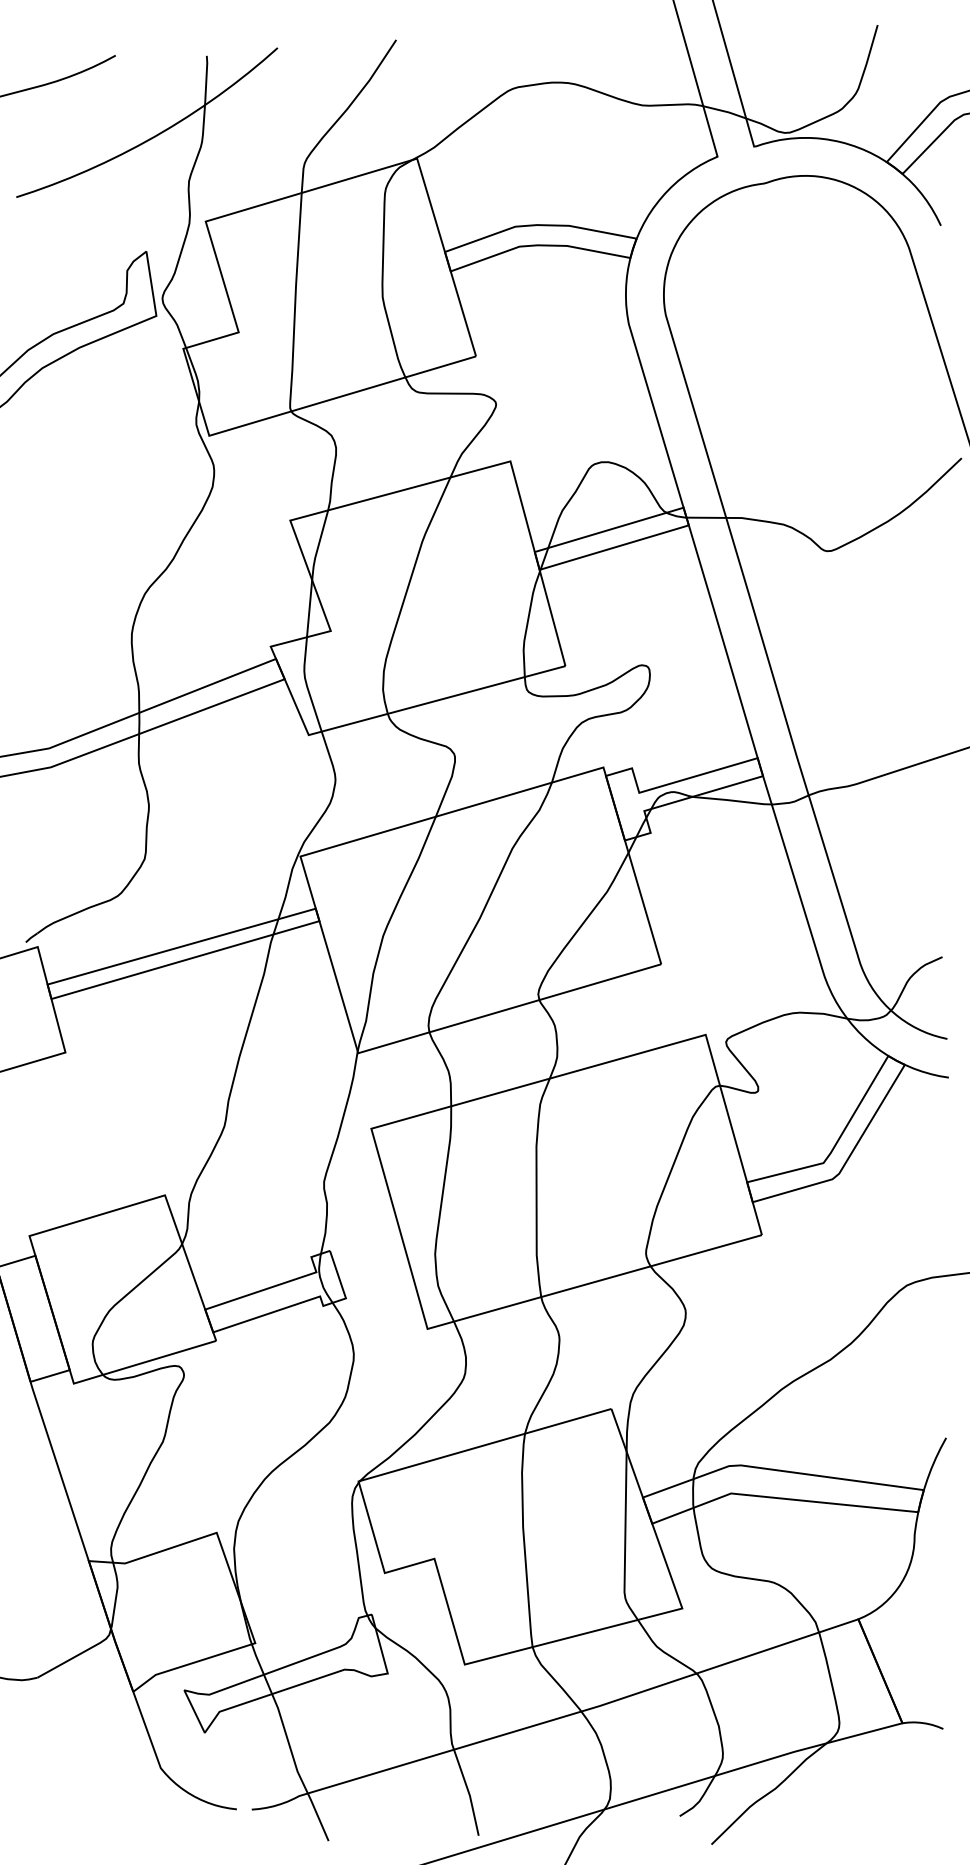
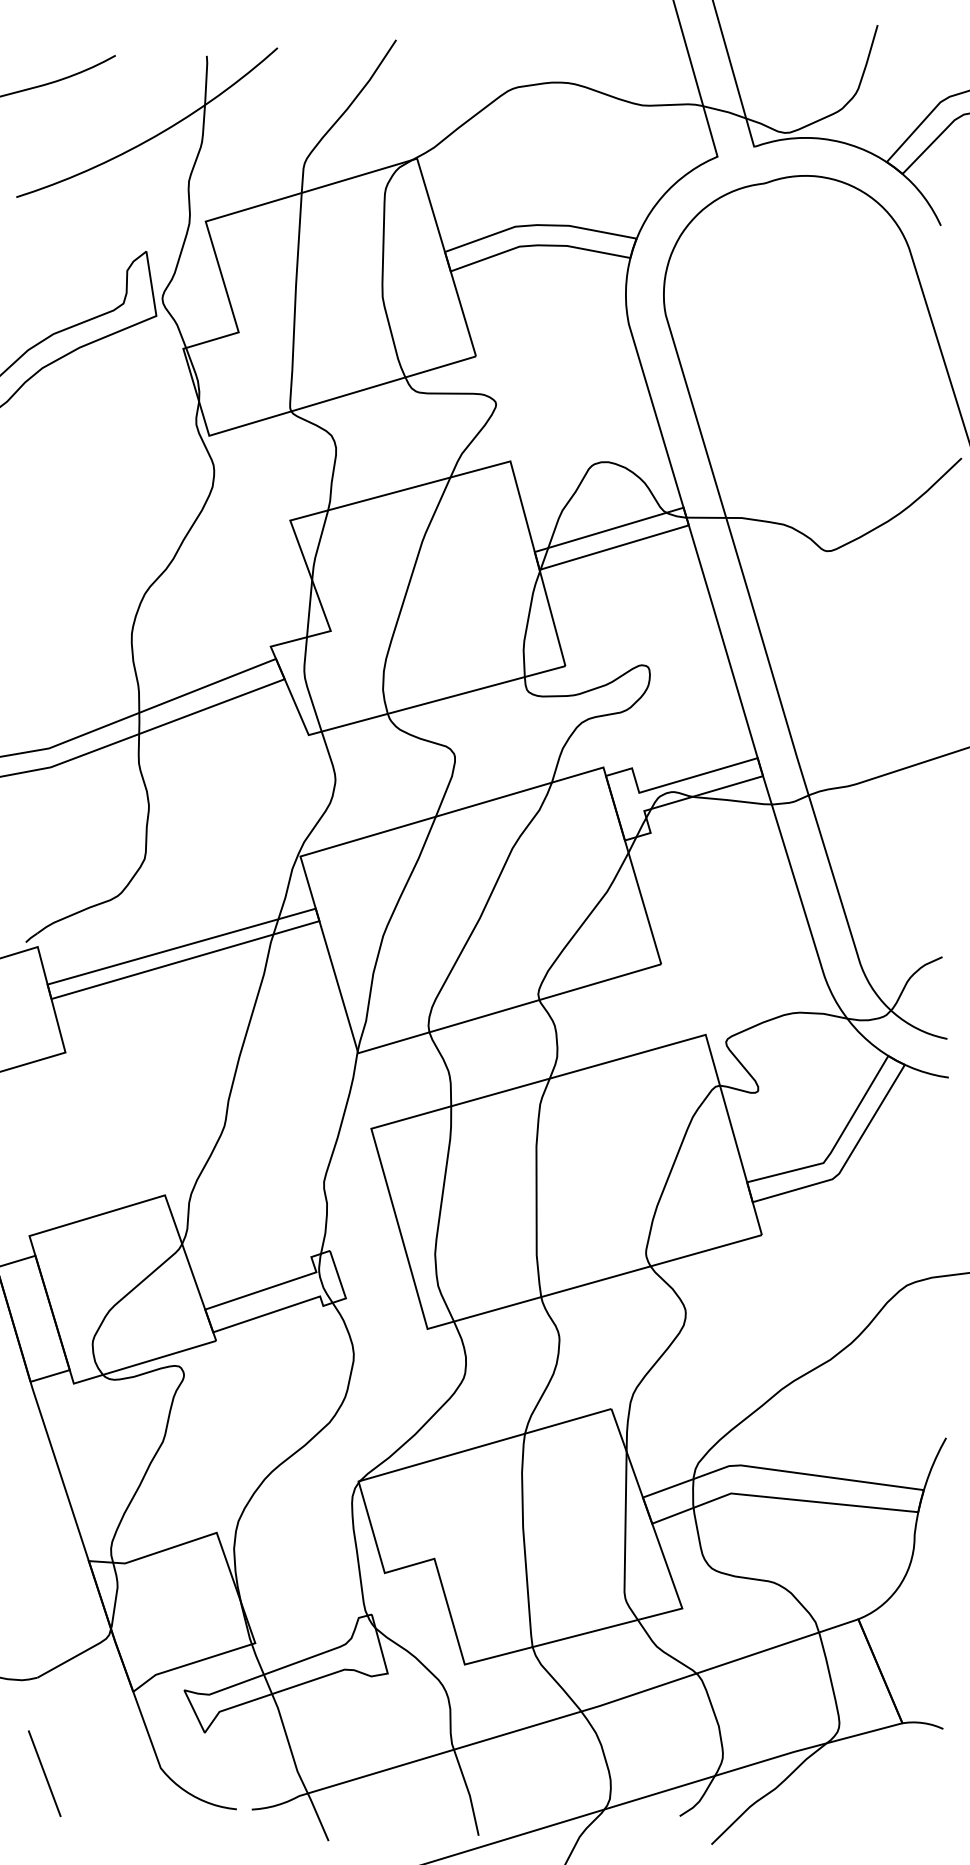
line: none -> present (44, 1773)
